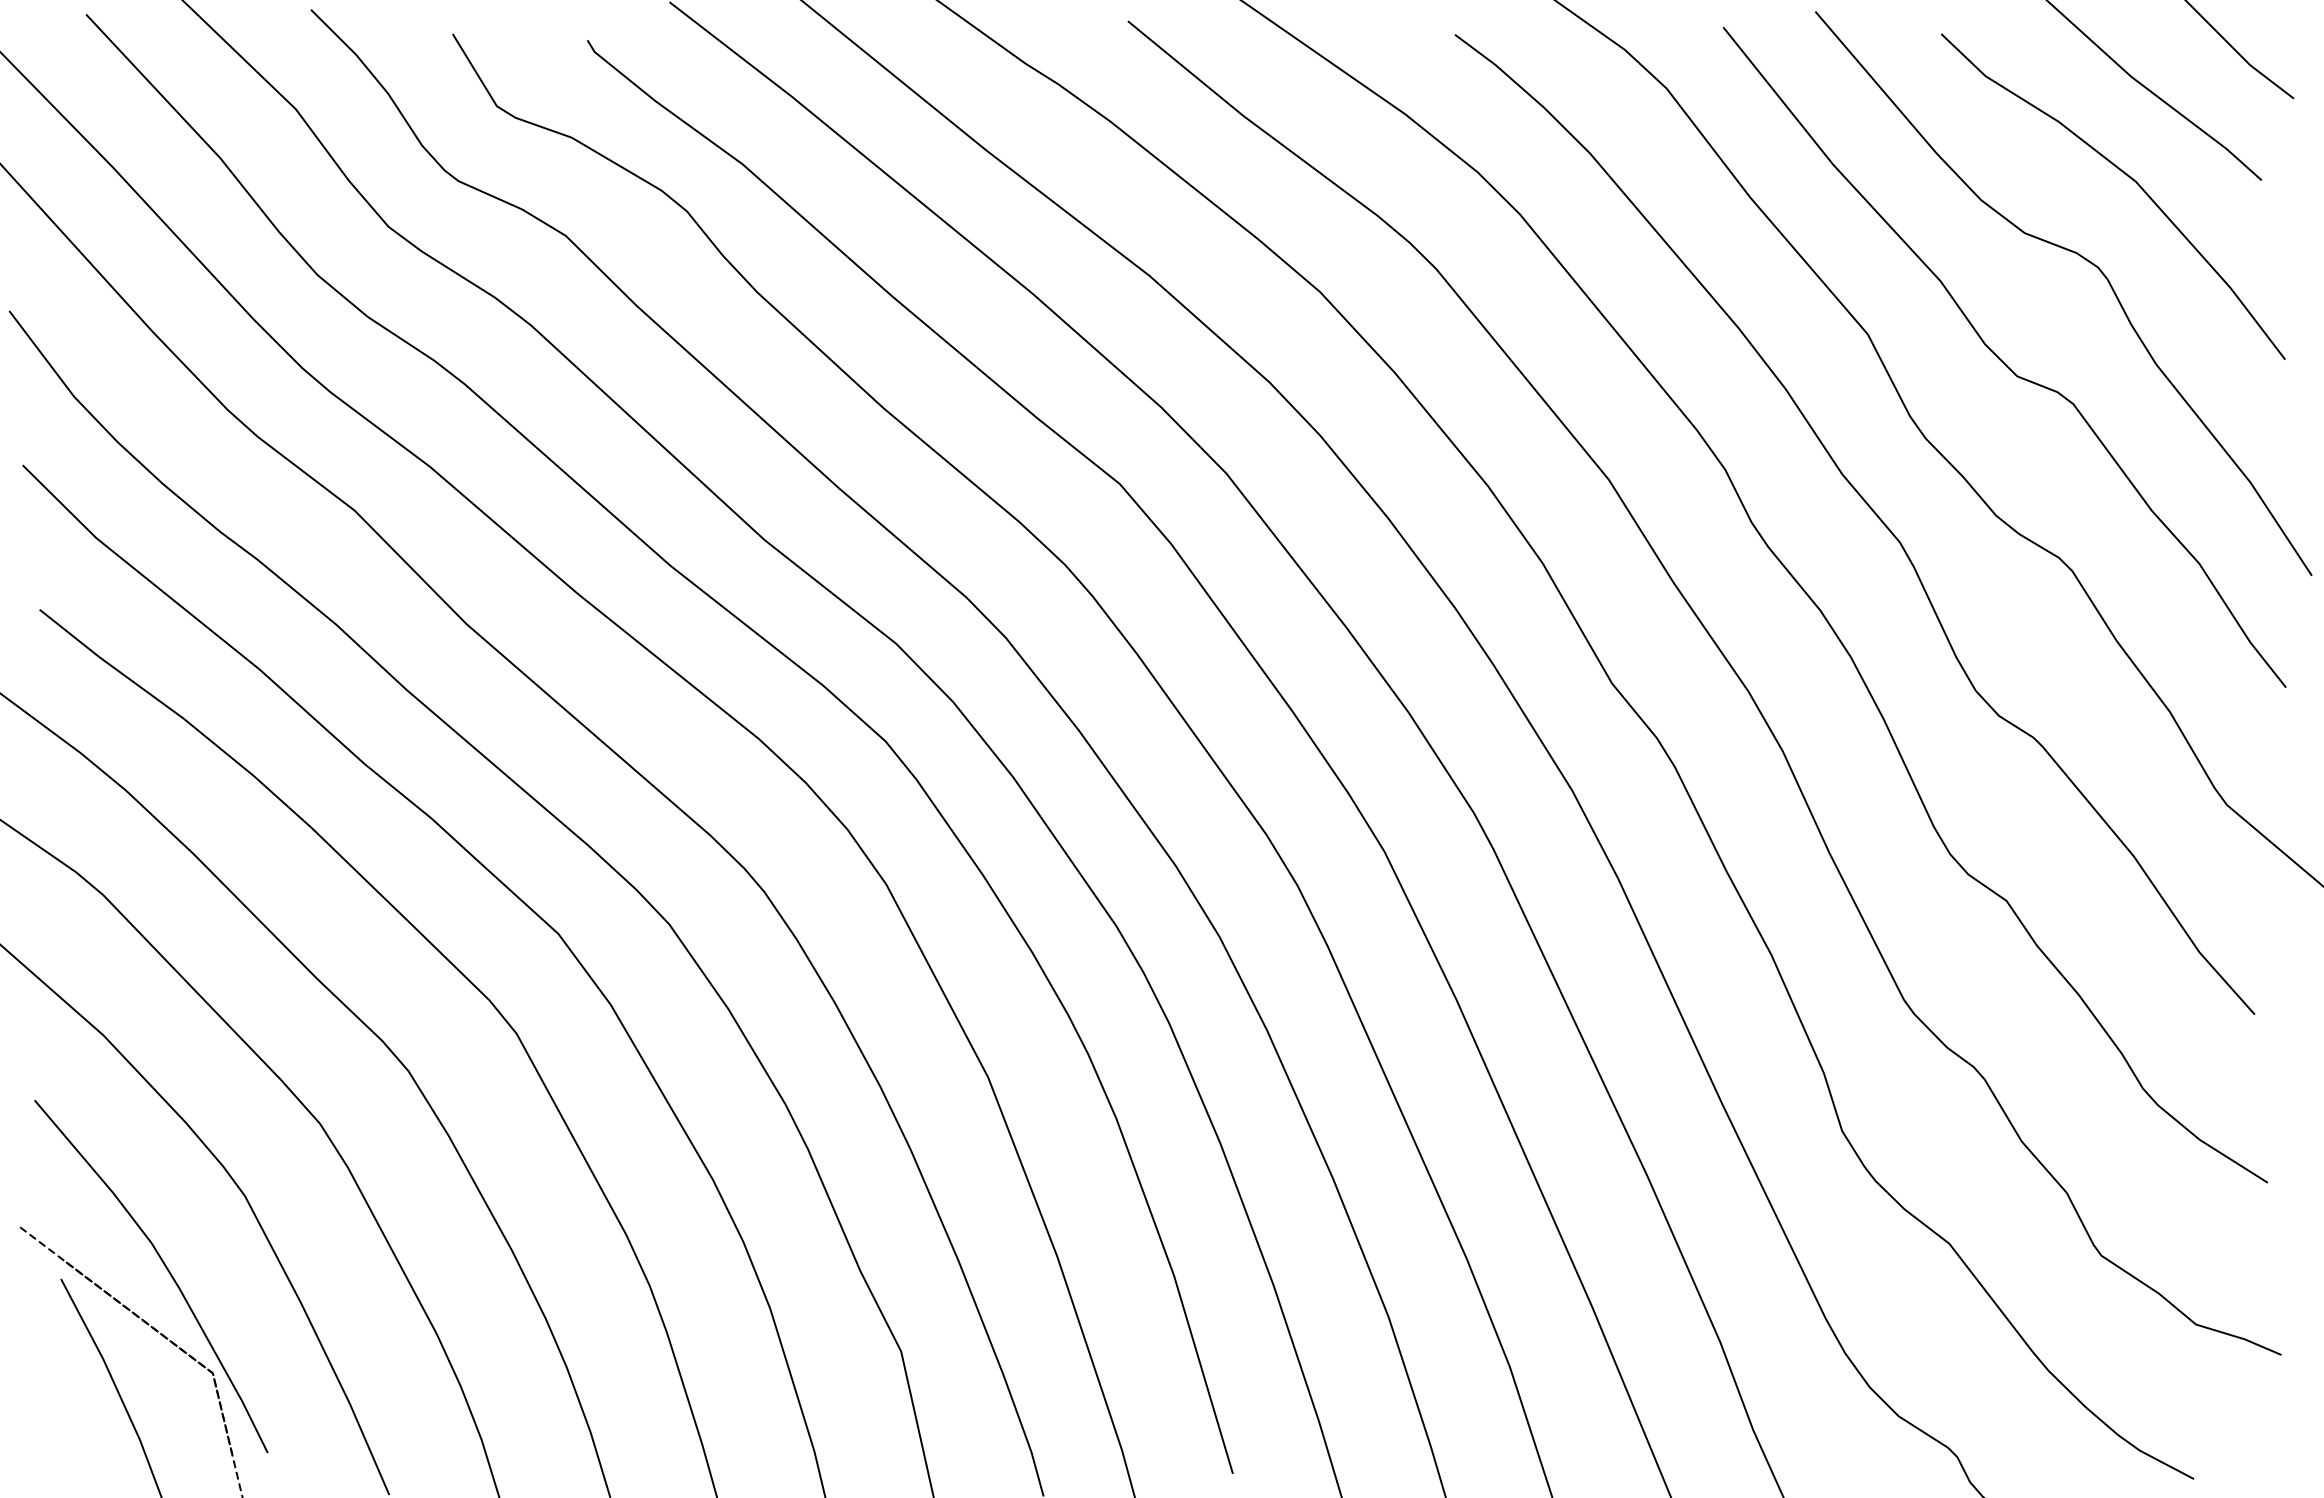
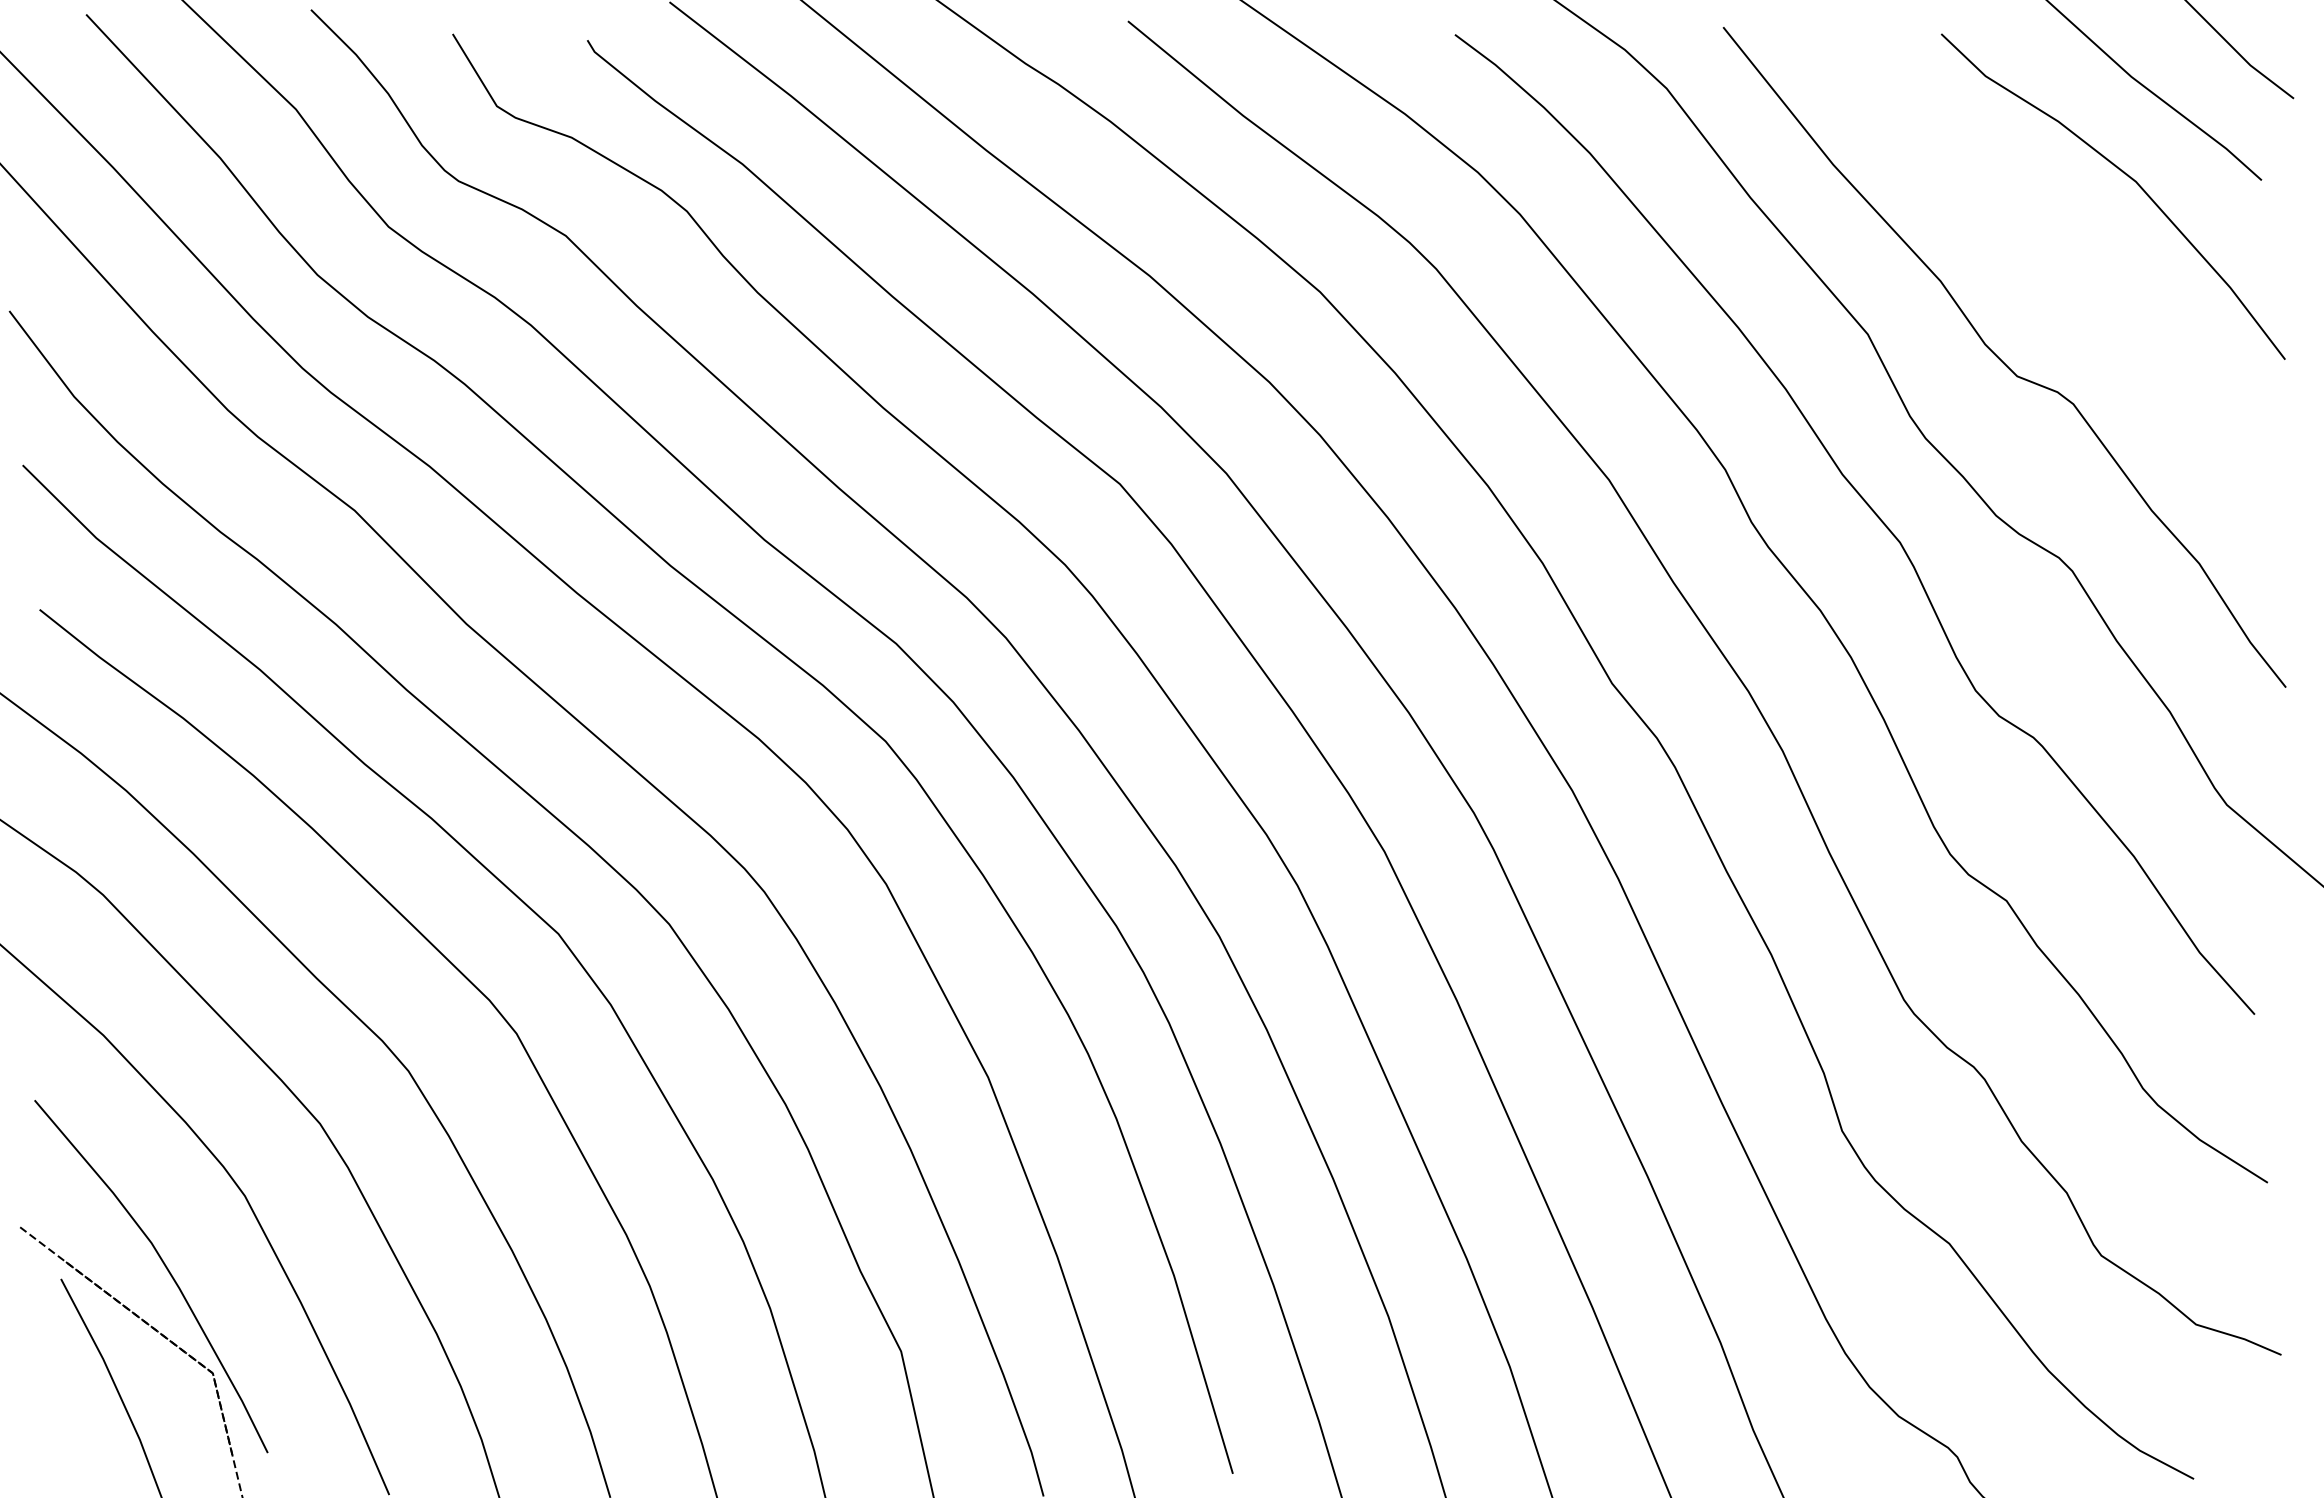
curve: present -> none (2085, 260)
